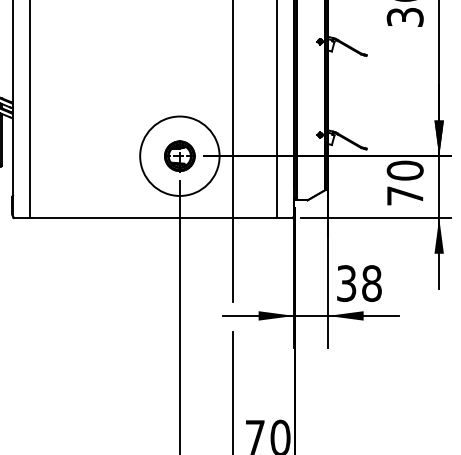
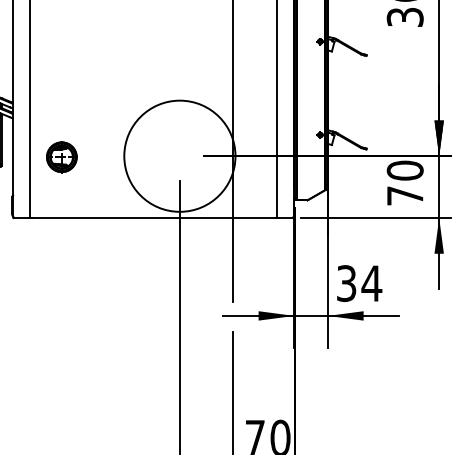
circle diameter: 79 px -> 111 px (179, 155)
part position: (179, 156) -> (61, 157) (61, 157)
text: 38 -> 34 (371, 283)
